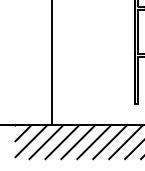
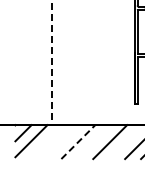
line: solid -> dashed (52, 62)
line: solid -> dashed (78, 141)
line: present -> none (46, 142)
line: present -> none (62, 142)
line: present -> none (94, 142)
line: present -> none (125, 142)
